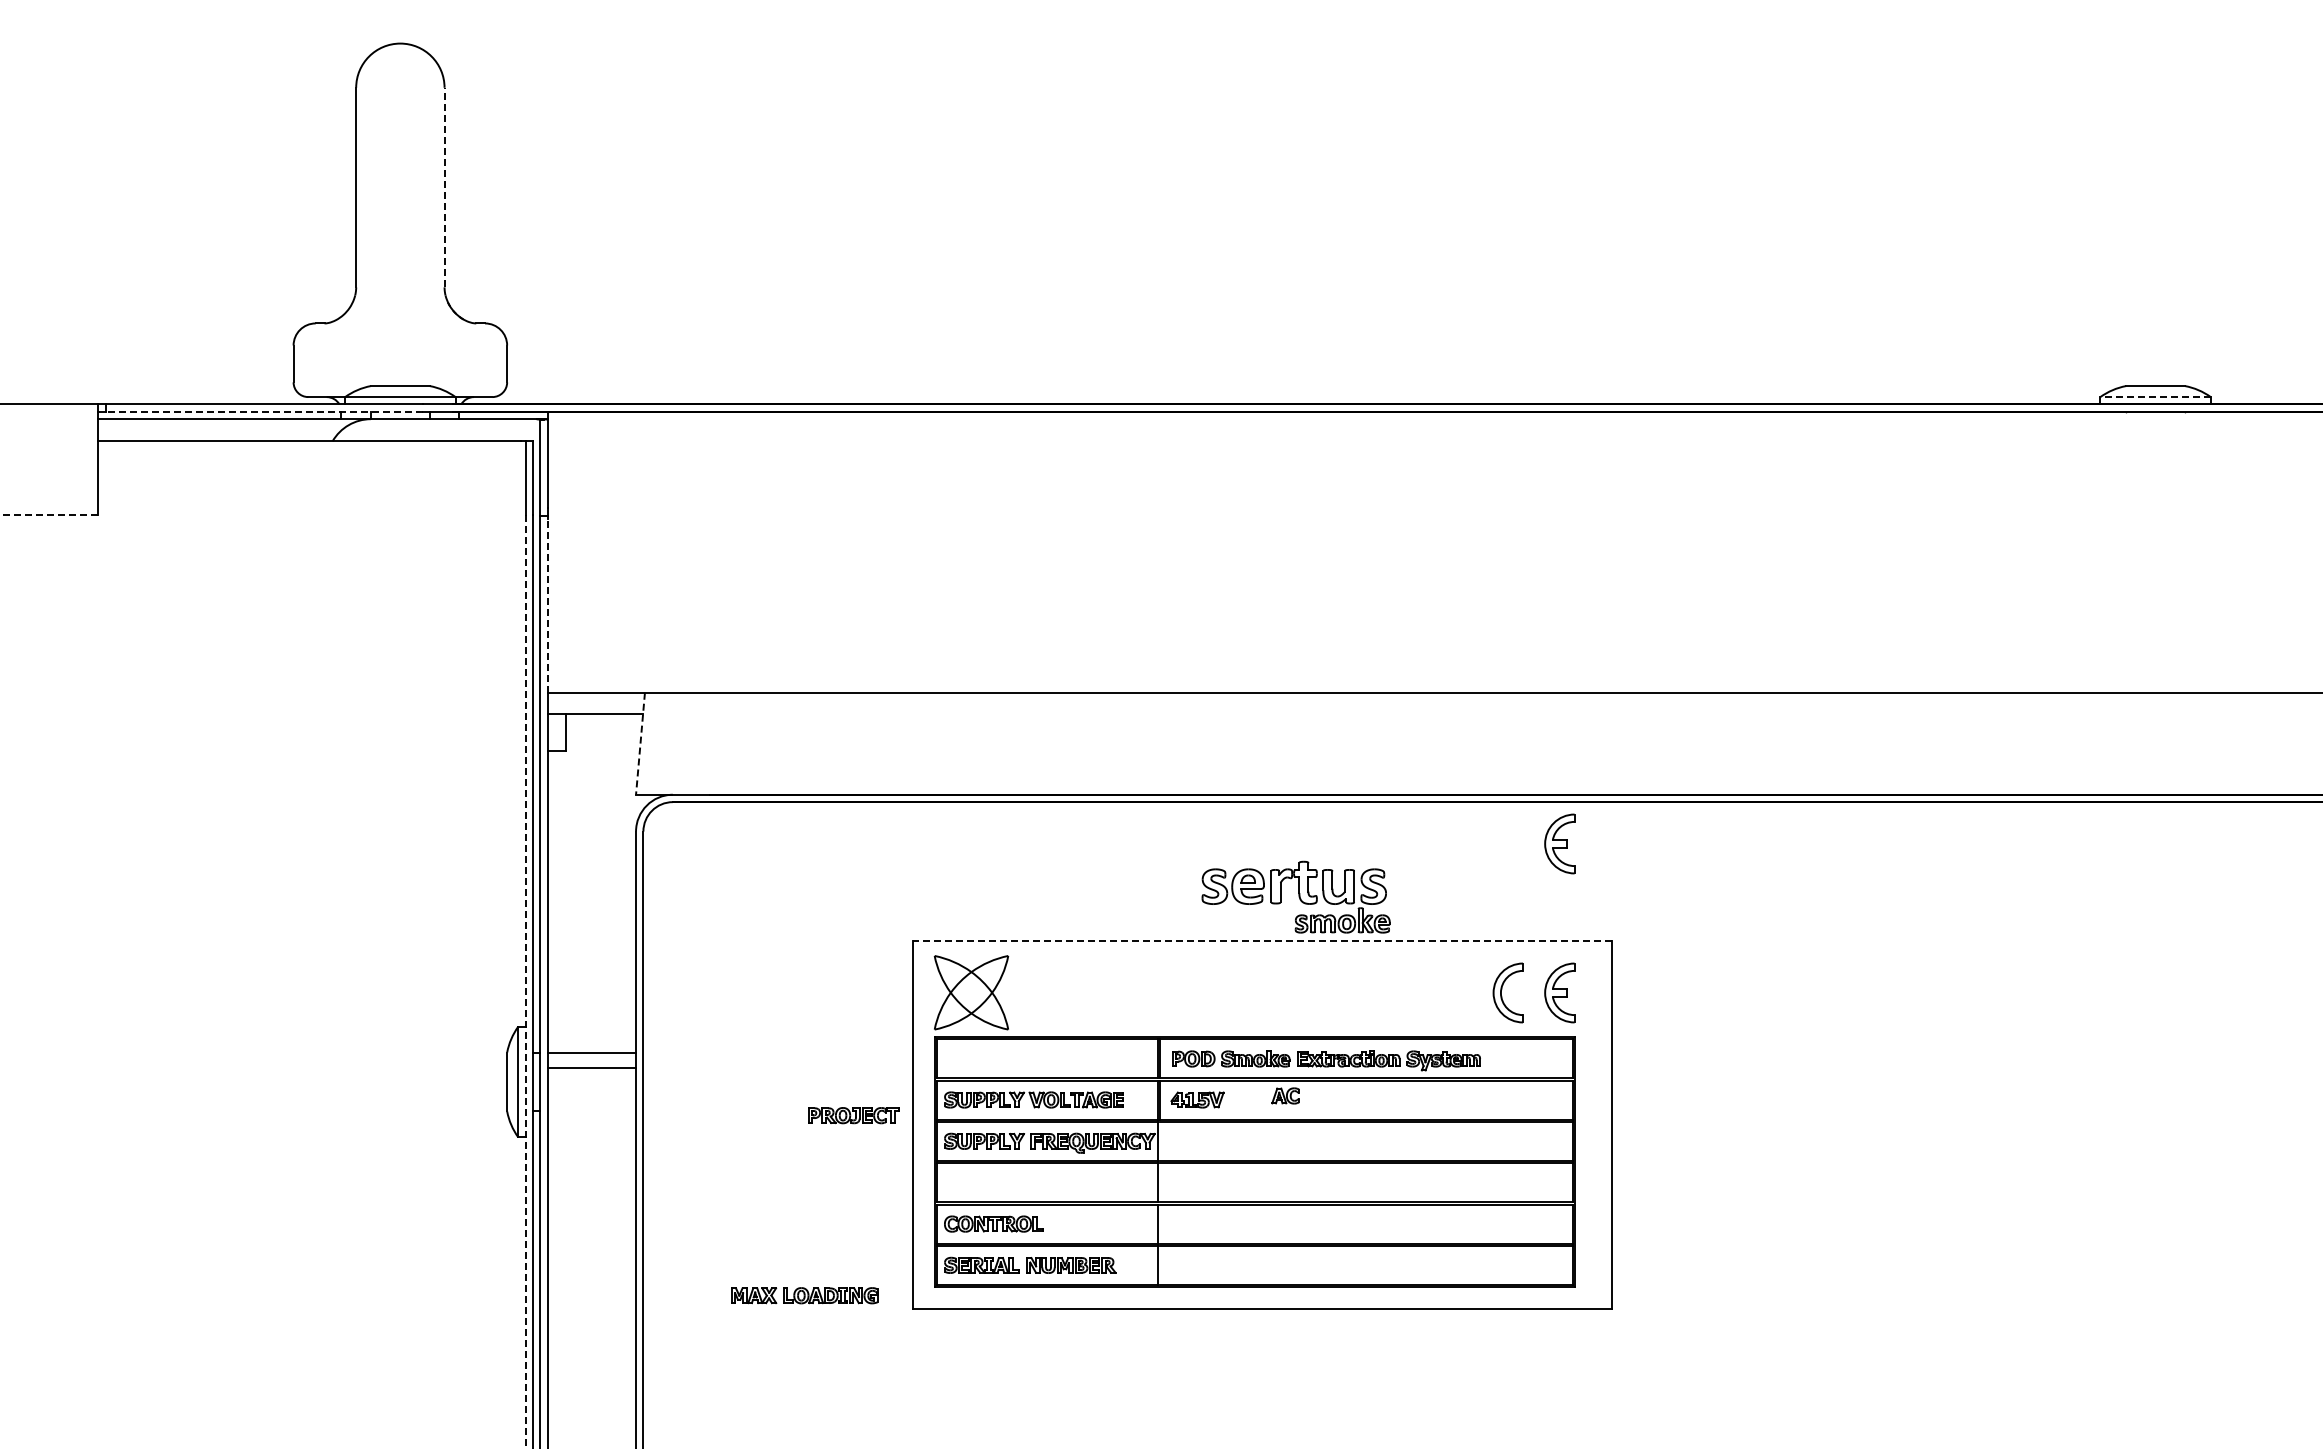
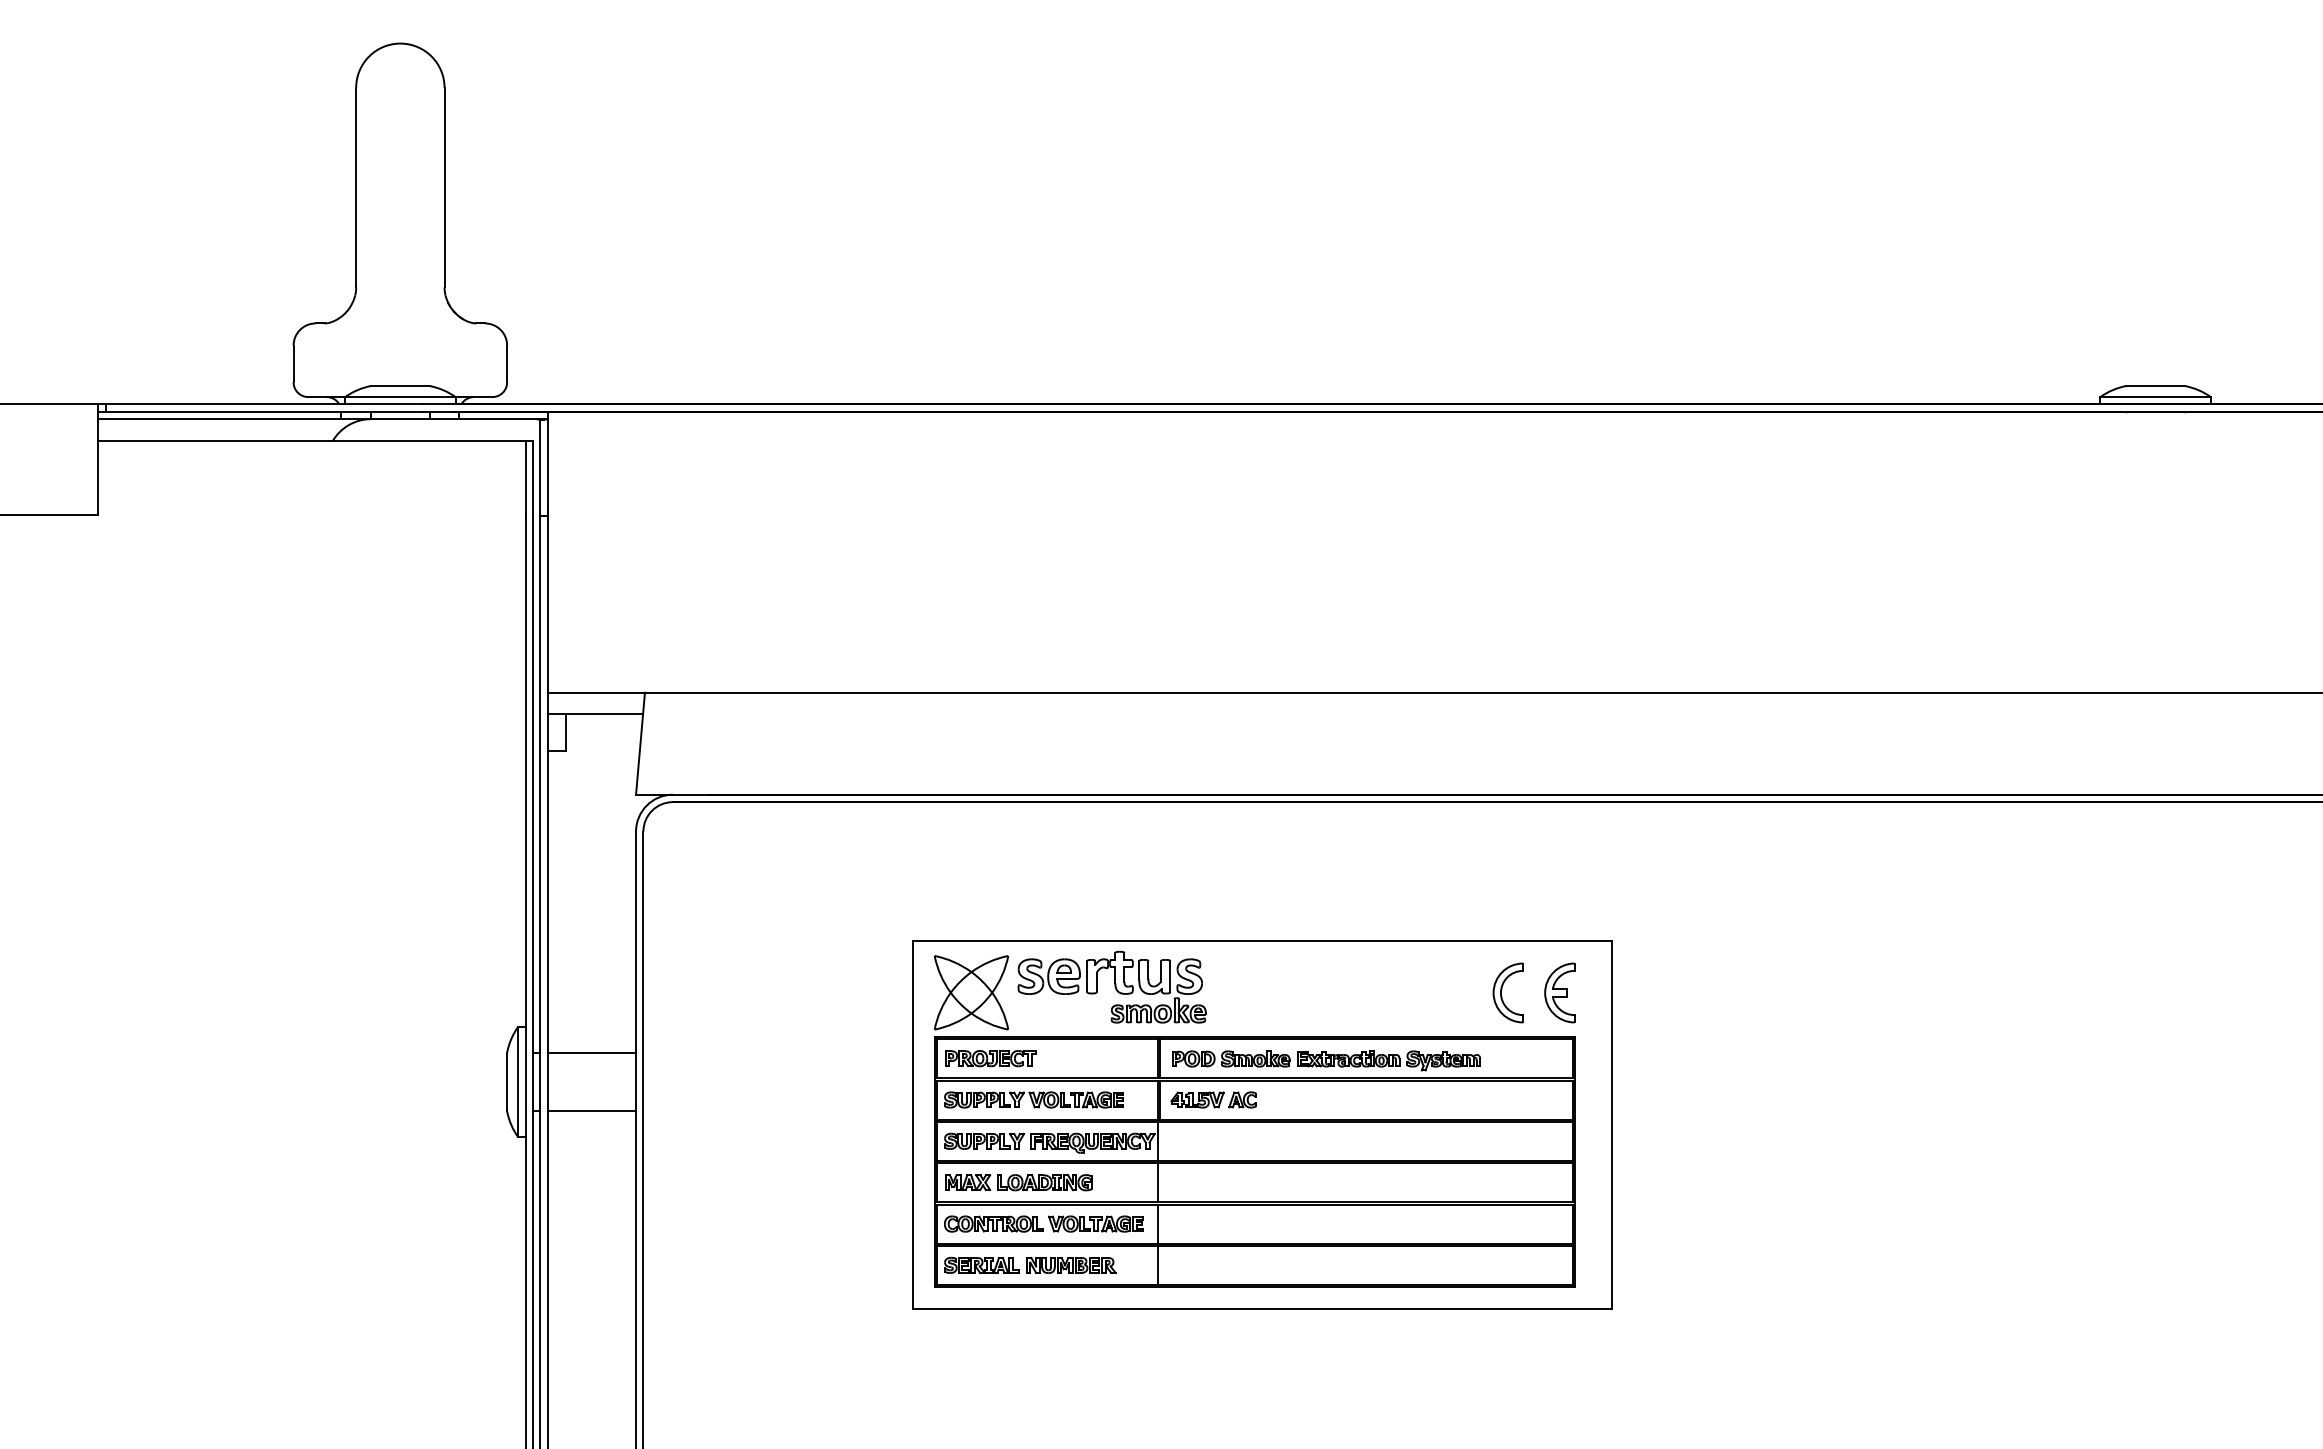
line: dashed -> solid (444, 187)
line: dashed -> solid (2155, 397)
line: dashed -> solid (264, 411)
line: dashed -> solid (49, 514)
line: dashed -> solid (547, 606)
line: dashed -> solid (640, 744)
part: present -> none (1559, 843)
part position: (1295, 896) -> (1111, 986) (1111, 986)
line: dashed -> solid (1262, 941)
line: dashed -> solid (525, 982)
line position: (591, 1068) -> (591, 1111) (591, 1111)
part position: (1285, 1095) -> (1242, 1099) (1242, 1099)
part position: (853, 1115) -> (990, 1058) (990, 1058)
part: none -> present (1095, 1223)
part position: (804, 1295) -> (1018, 1182) (1018, 1182)
